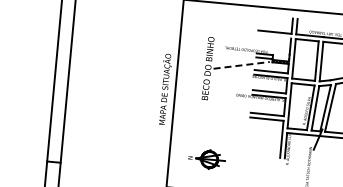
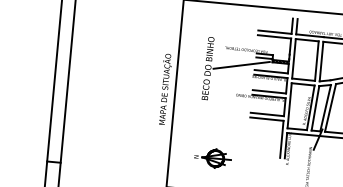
line: none -> present (274, 36)
line: dashed -> solid (242, 65)
part position: (206, 159) -> (212, 158) (212, 158)
